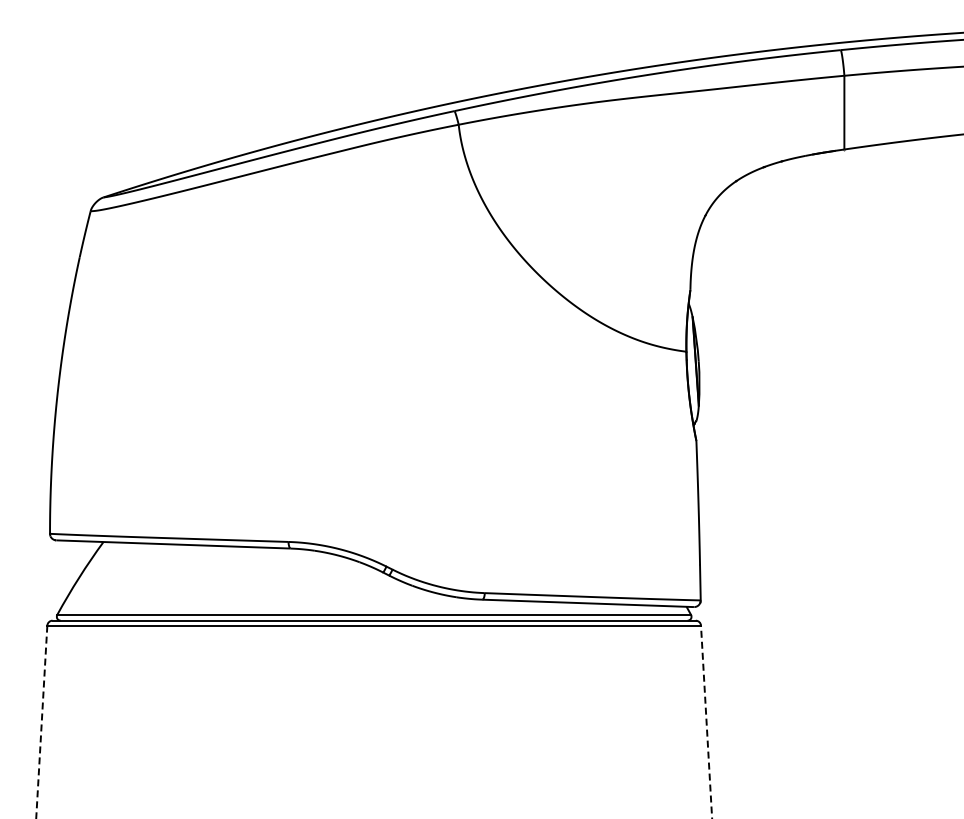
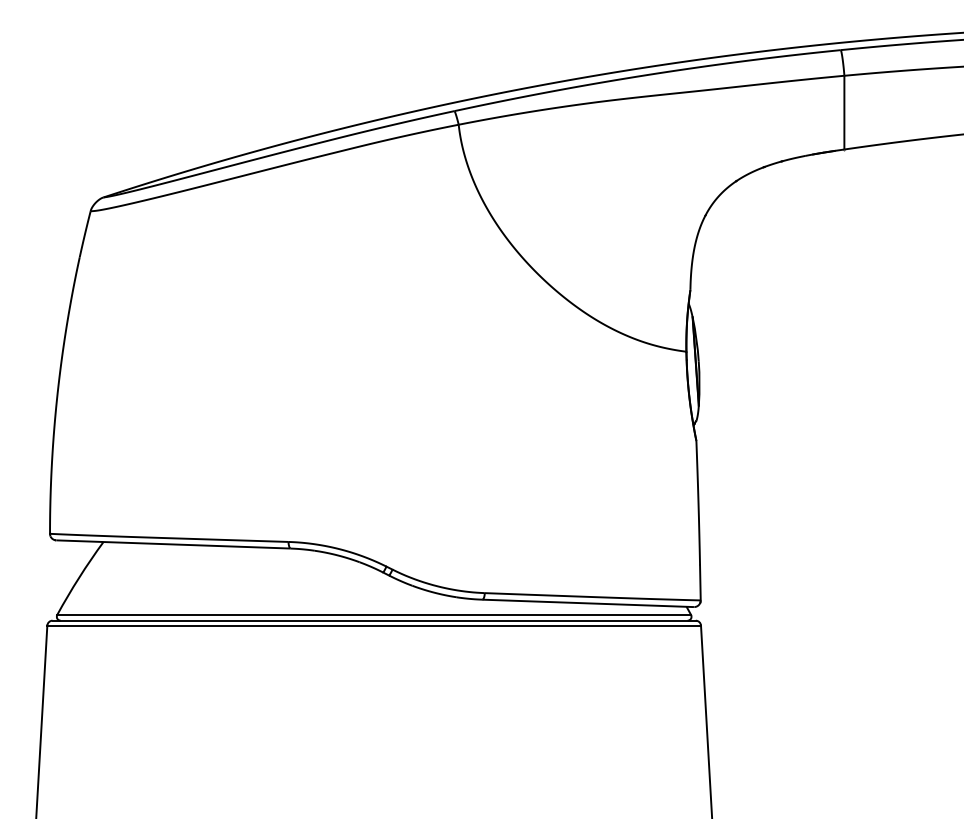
line: dashed -> solid (41, 722)
line: dashed -> solid (706, 722)
